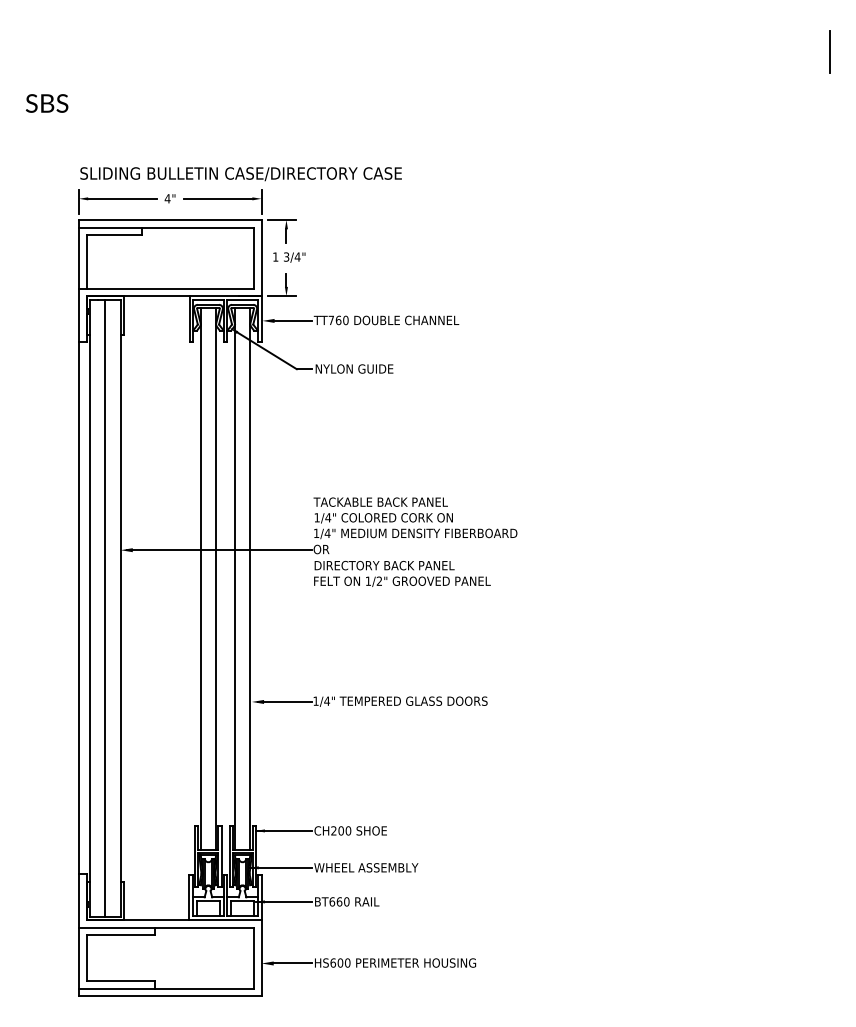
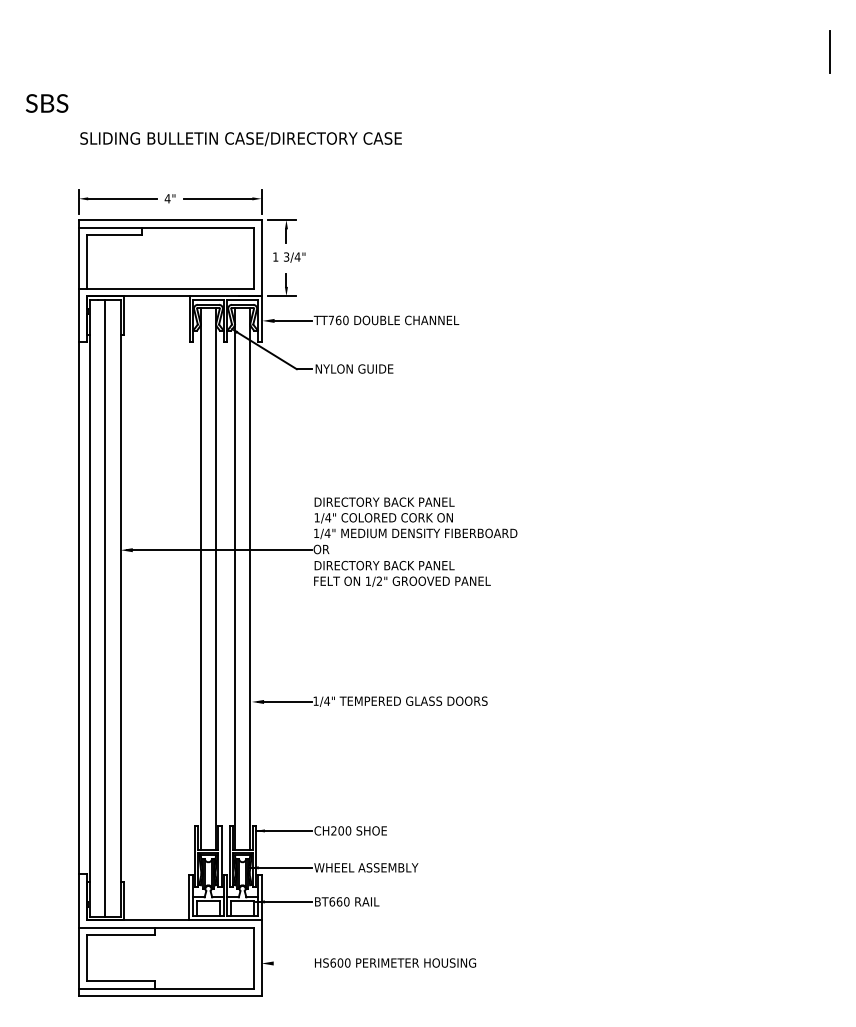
text position: (240, 174) -> (240, 139) (240, 139)
text: TACKABLE BACK PANEL -> DIRECTORY BACK PANEL (383, 501)
line: present -> none (292, 963)
